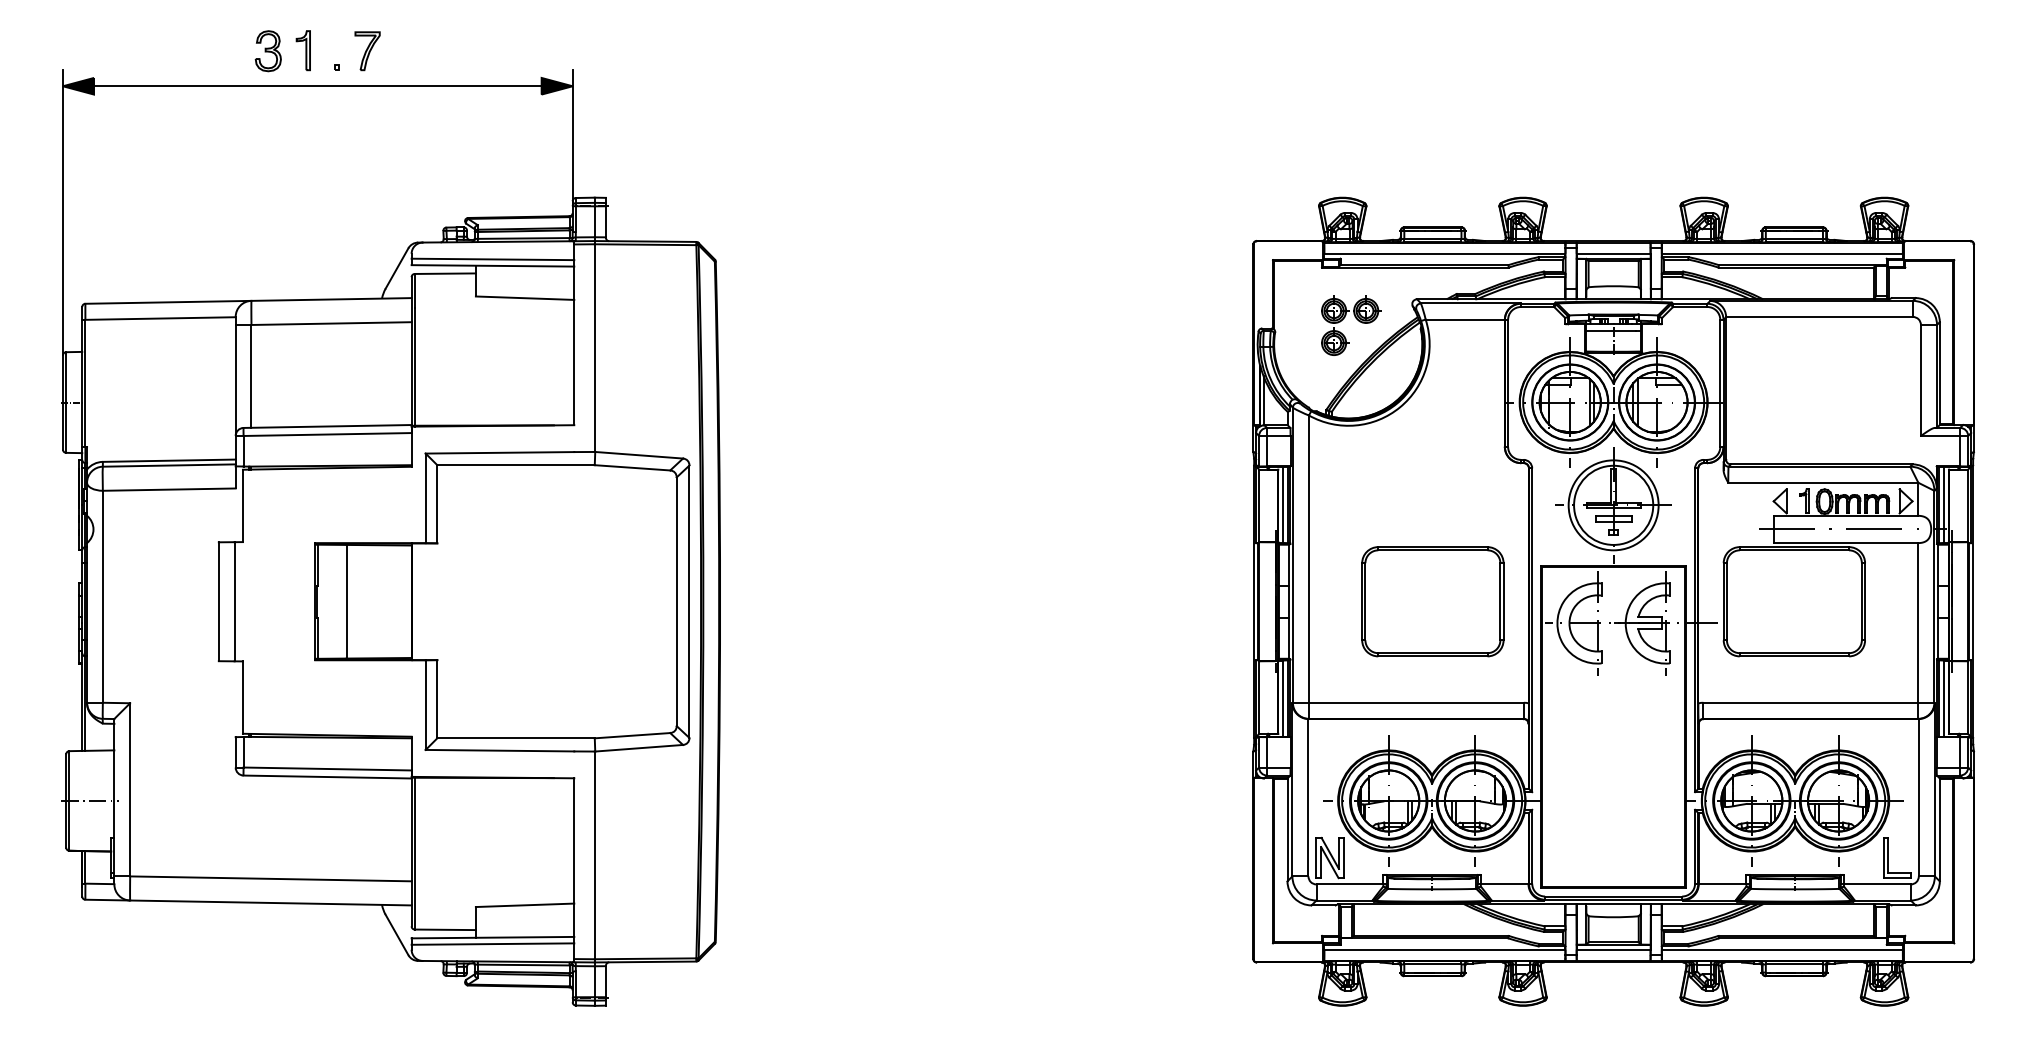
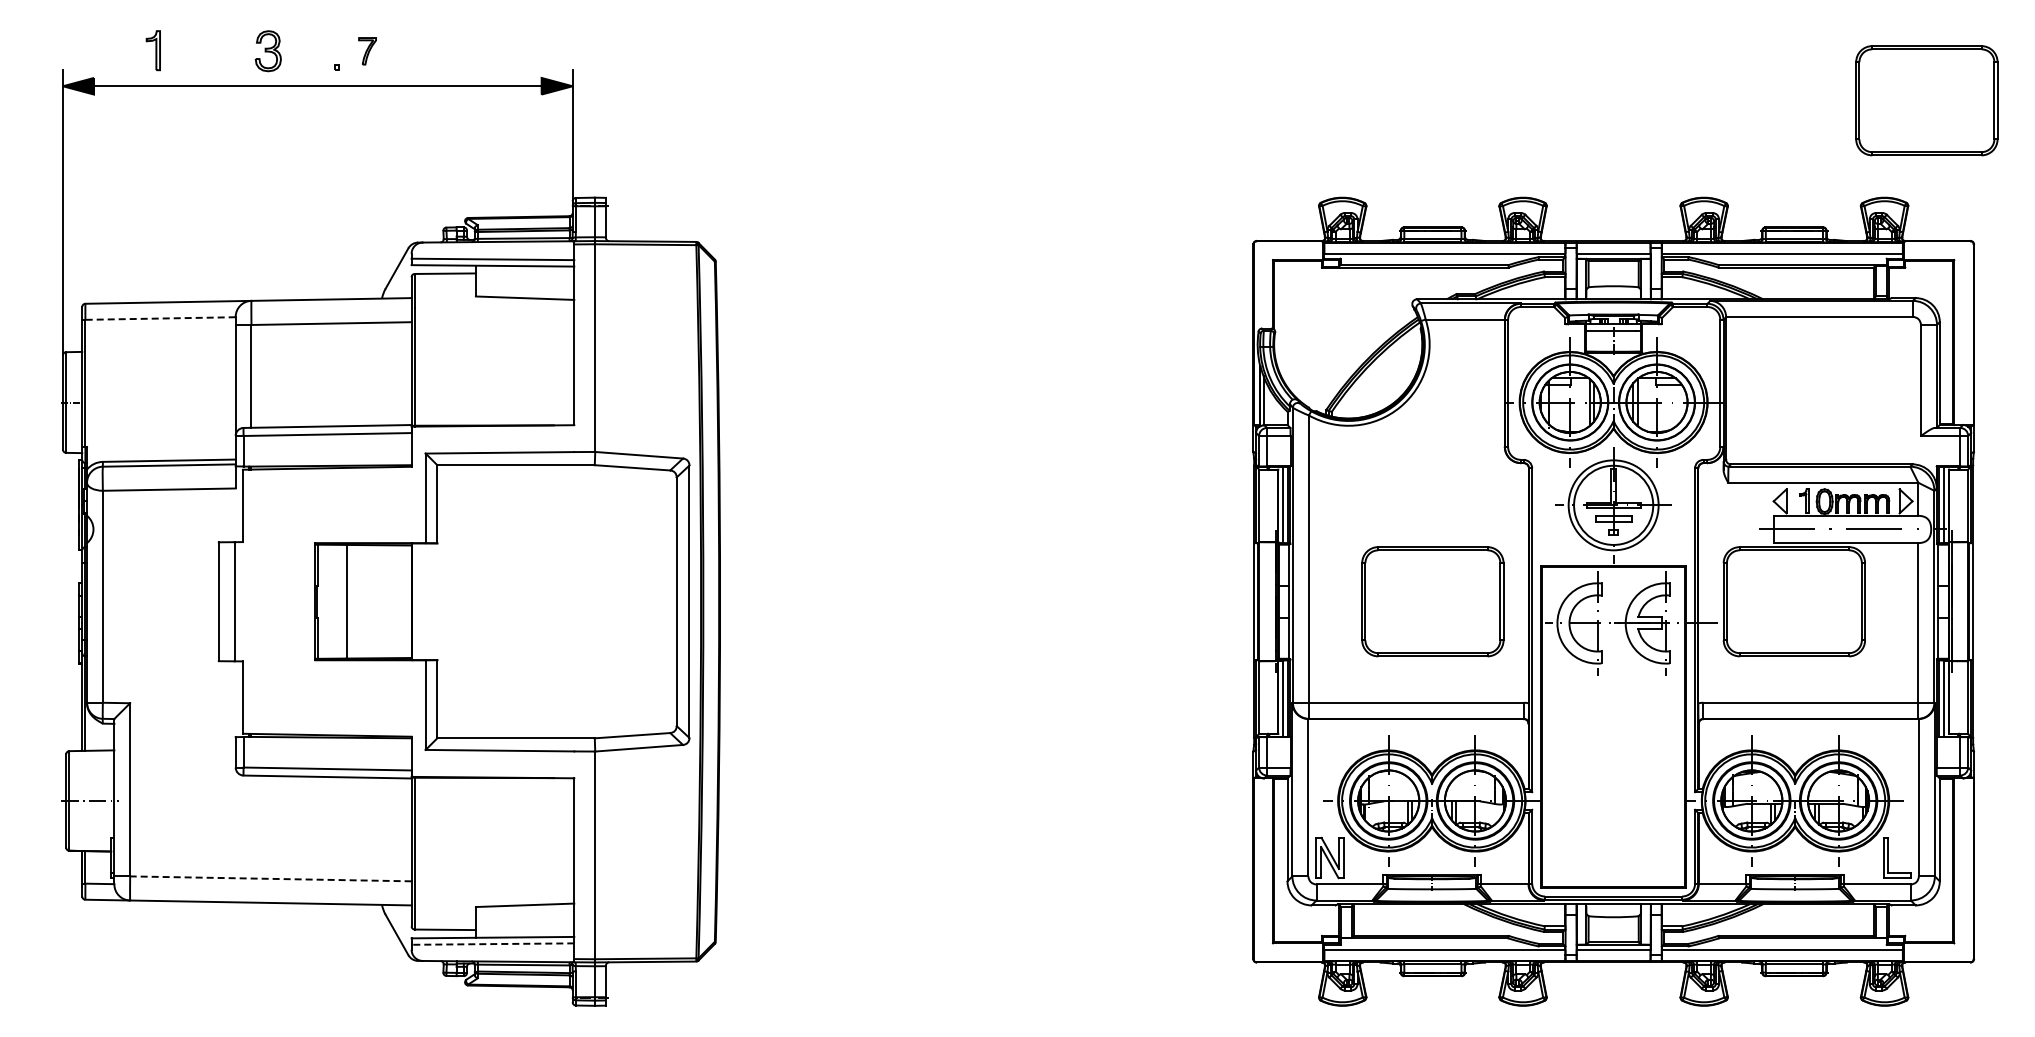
part position: (302, 50) -> (152, 50) (152, 50)
part size: 27x41 px -> 19x29 px (367, 51)
part: none -> present (1926, 100)
line: solid -> dashed (160, 318)
part: present -> none (1356, 319)
line: solid -> dashed (270, 878)
line: solid -> dashed (492, 944)
